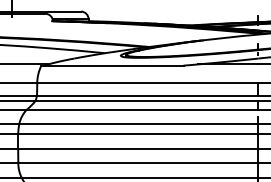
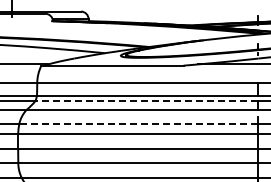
line: solid -> dashed (146, 100)
line: solid -> dashed (138, 124)
